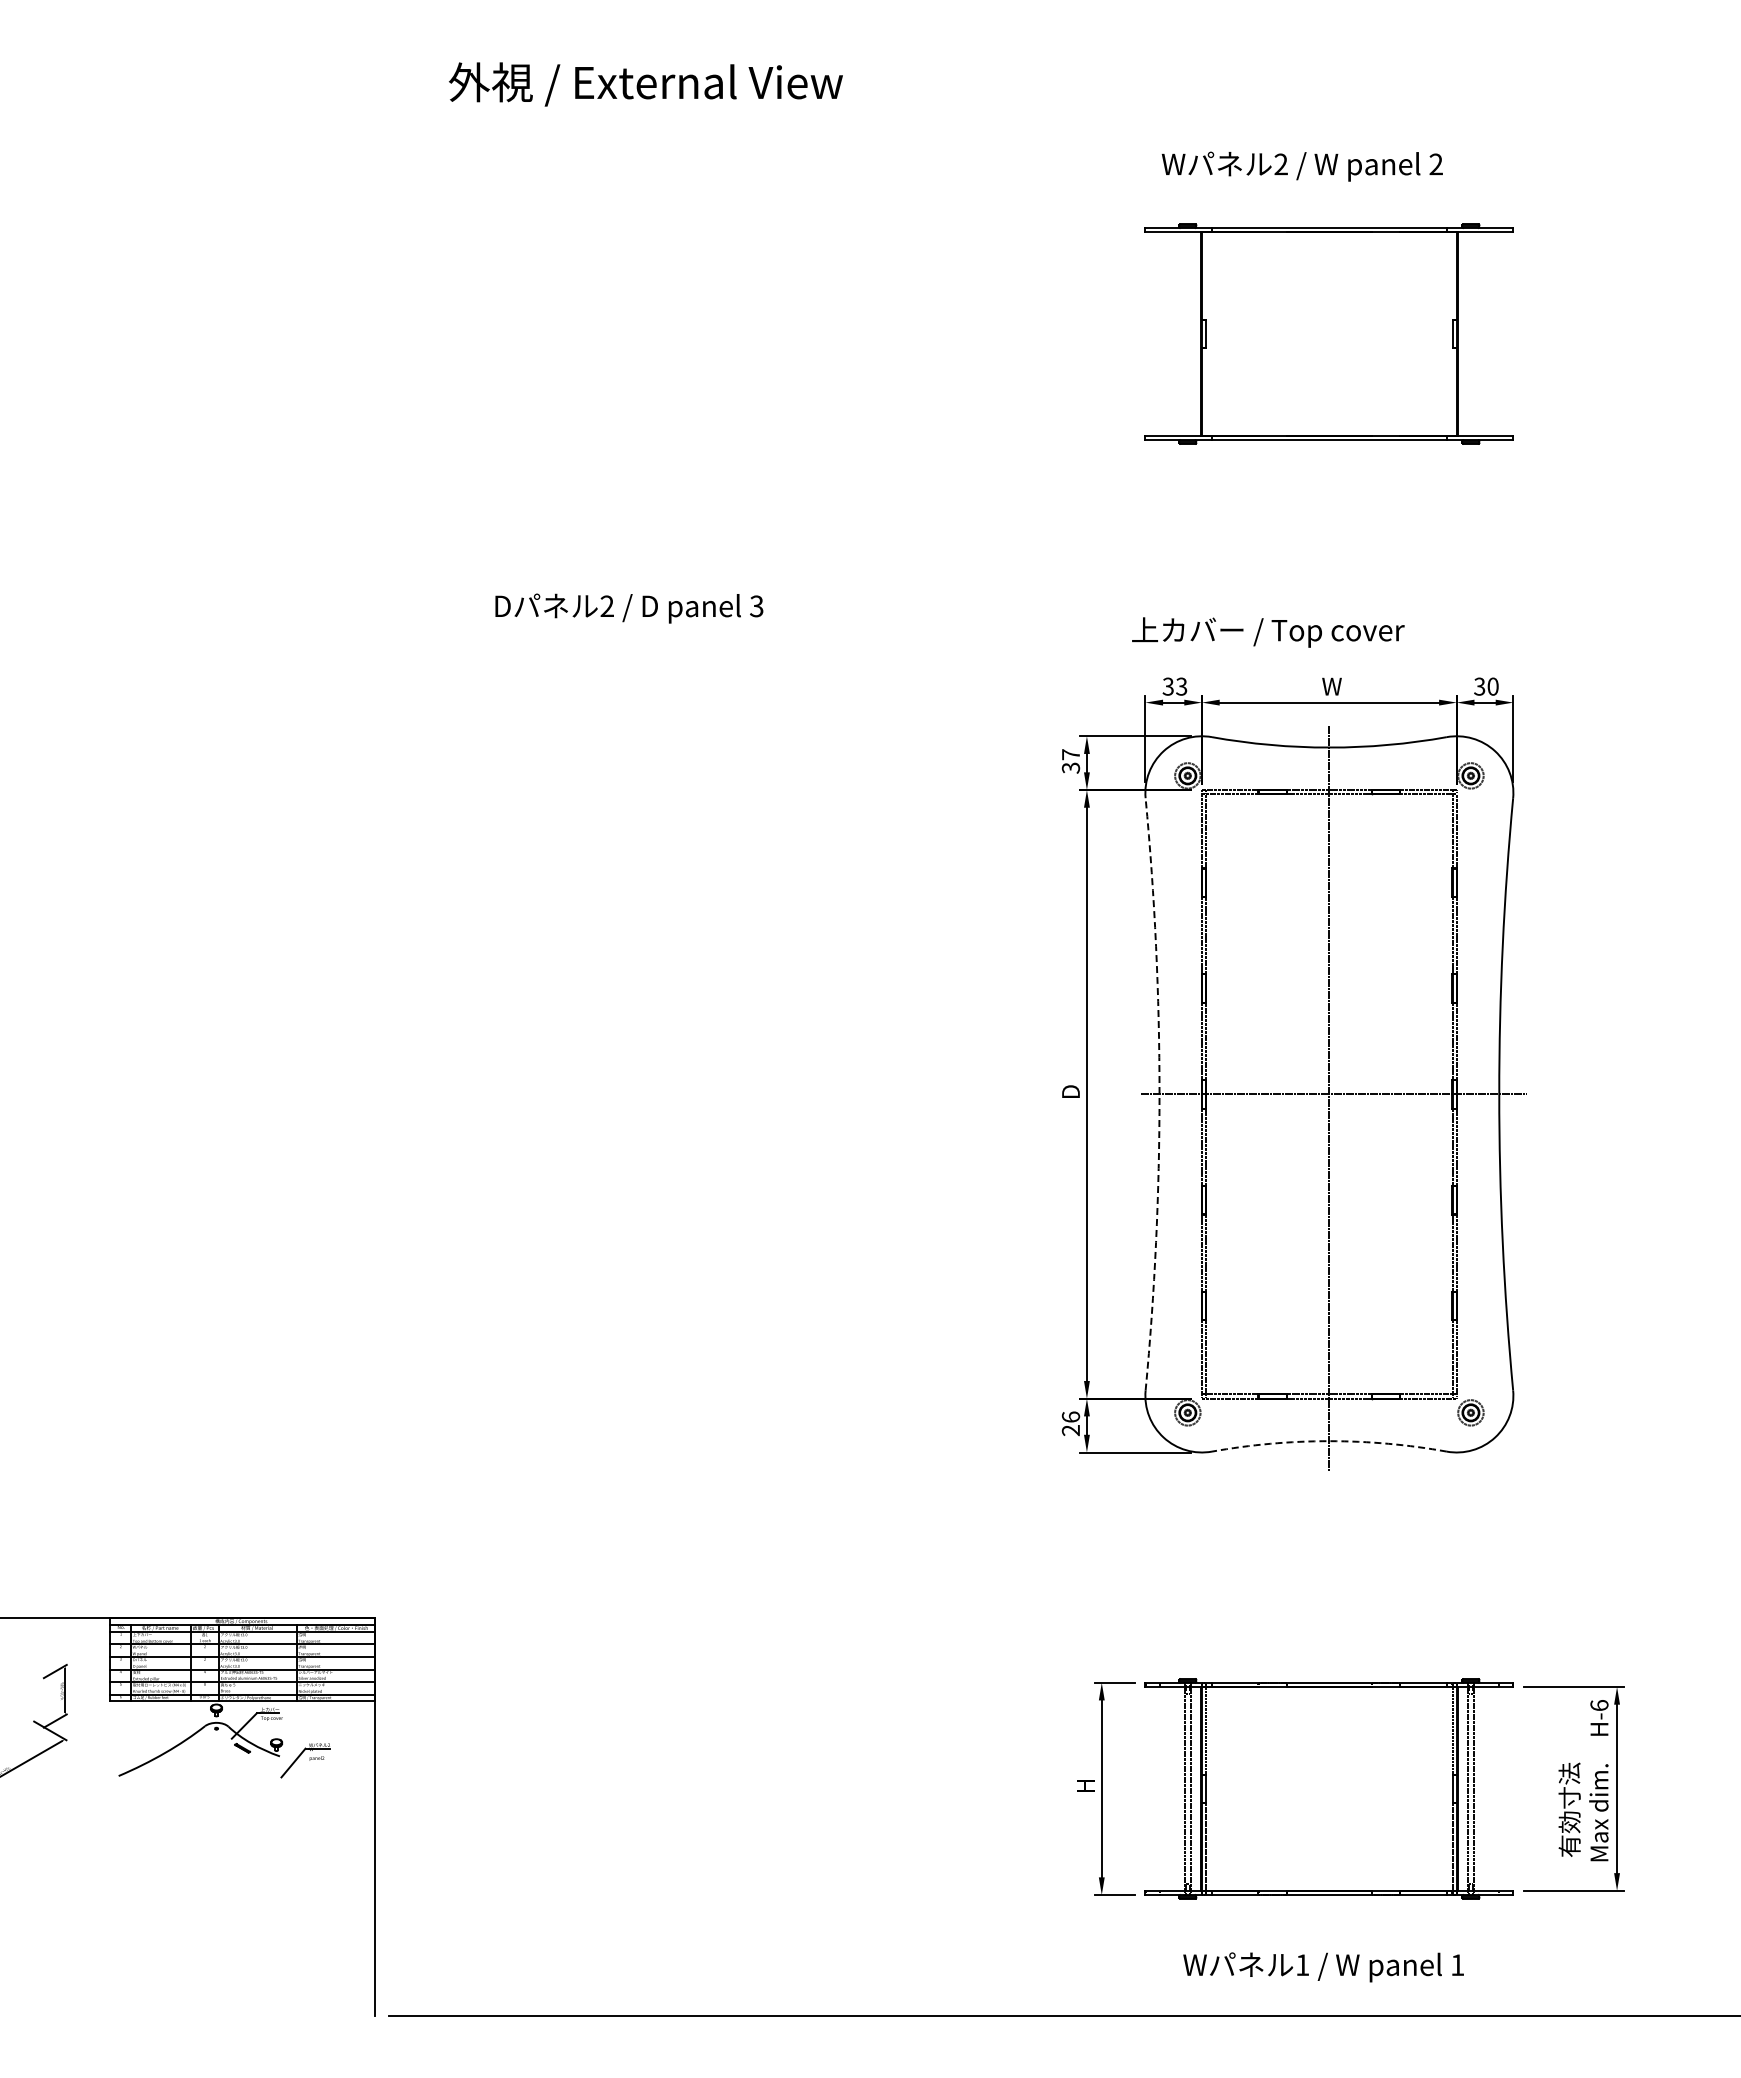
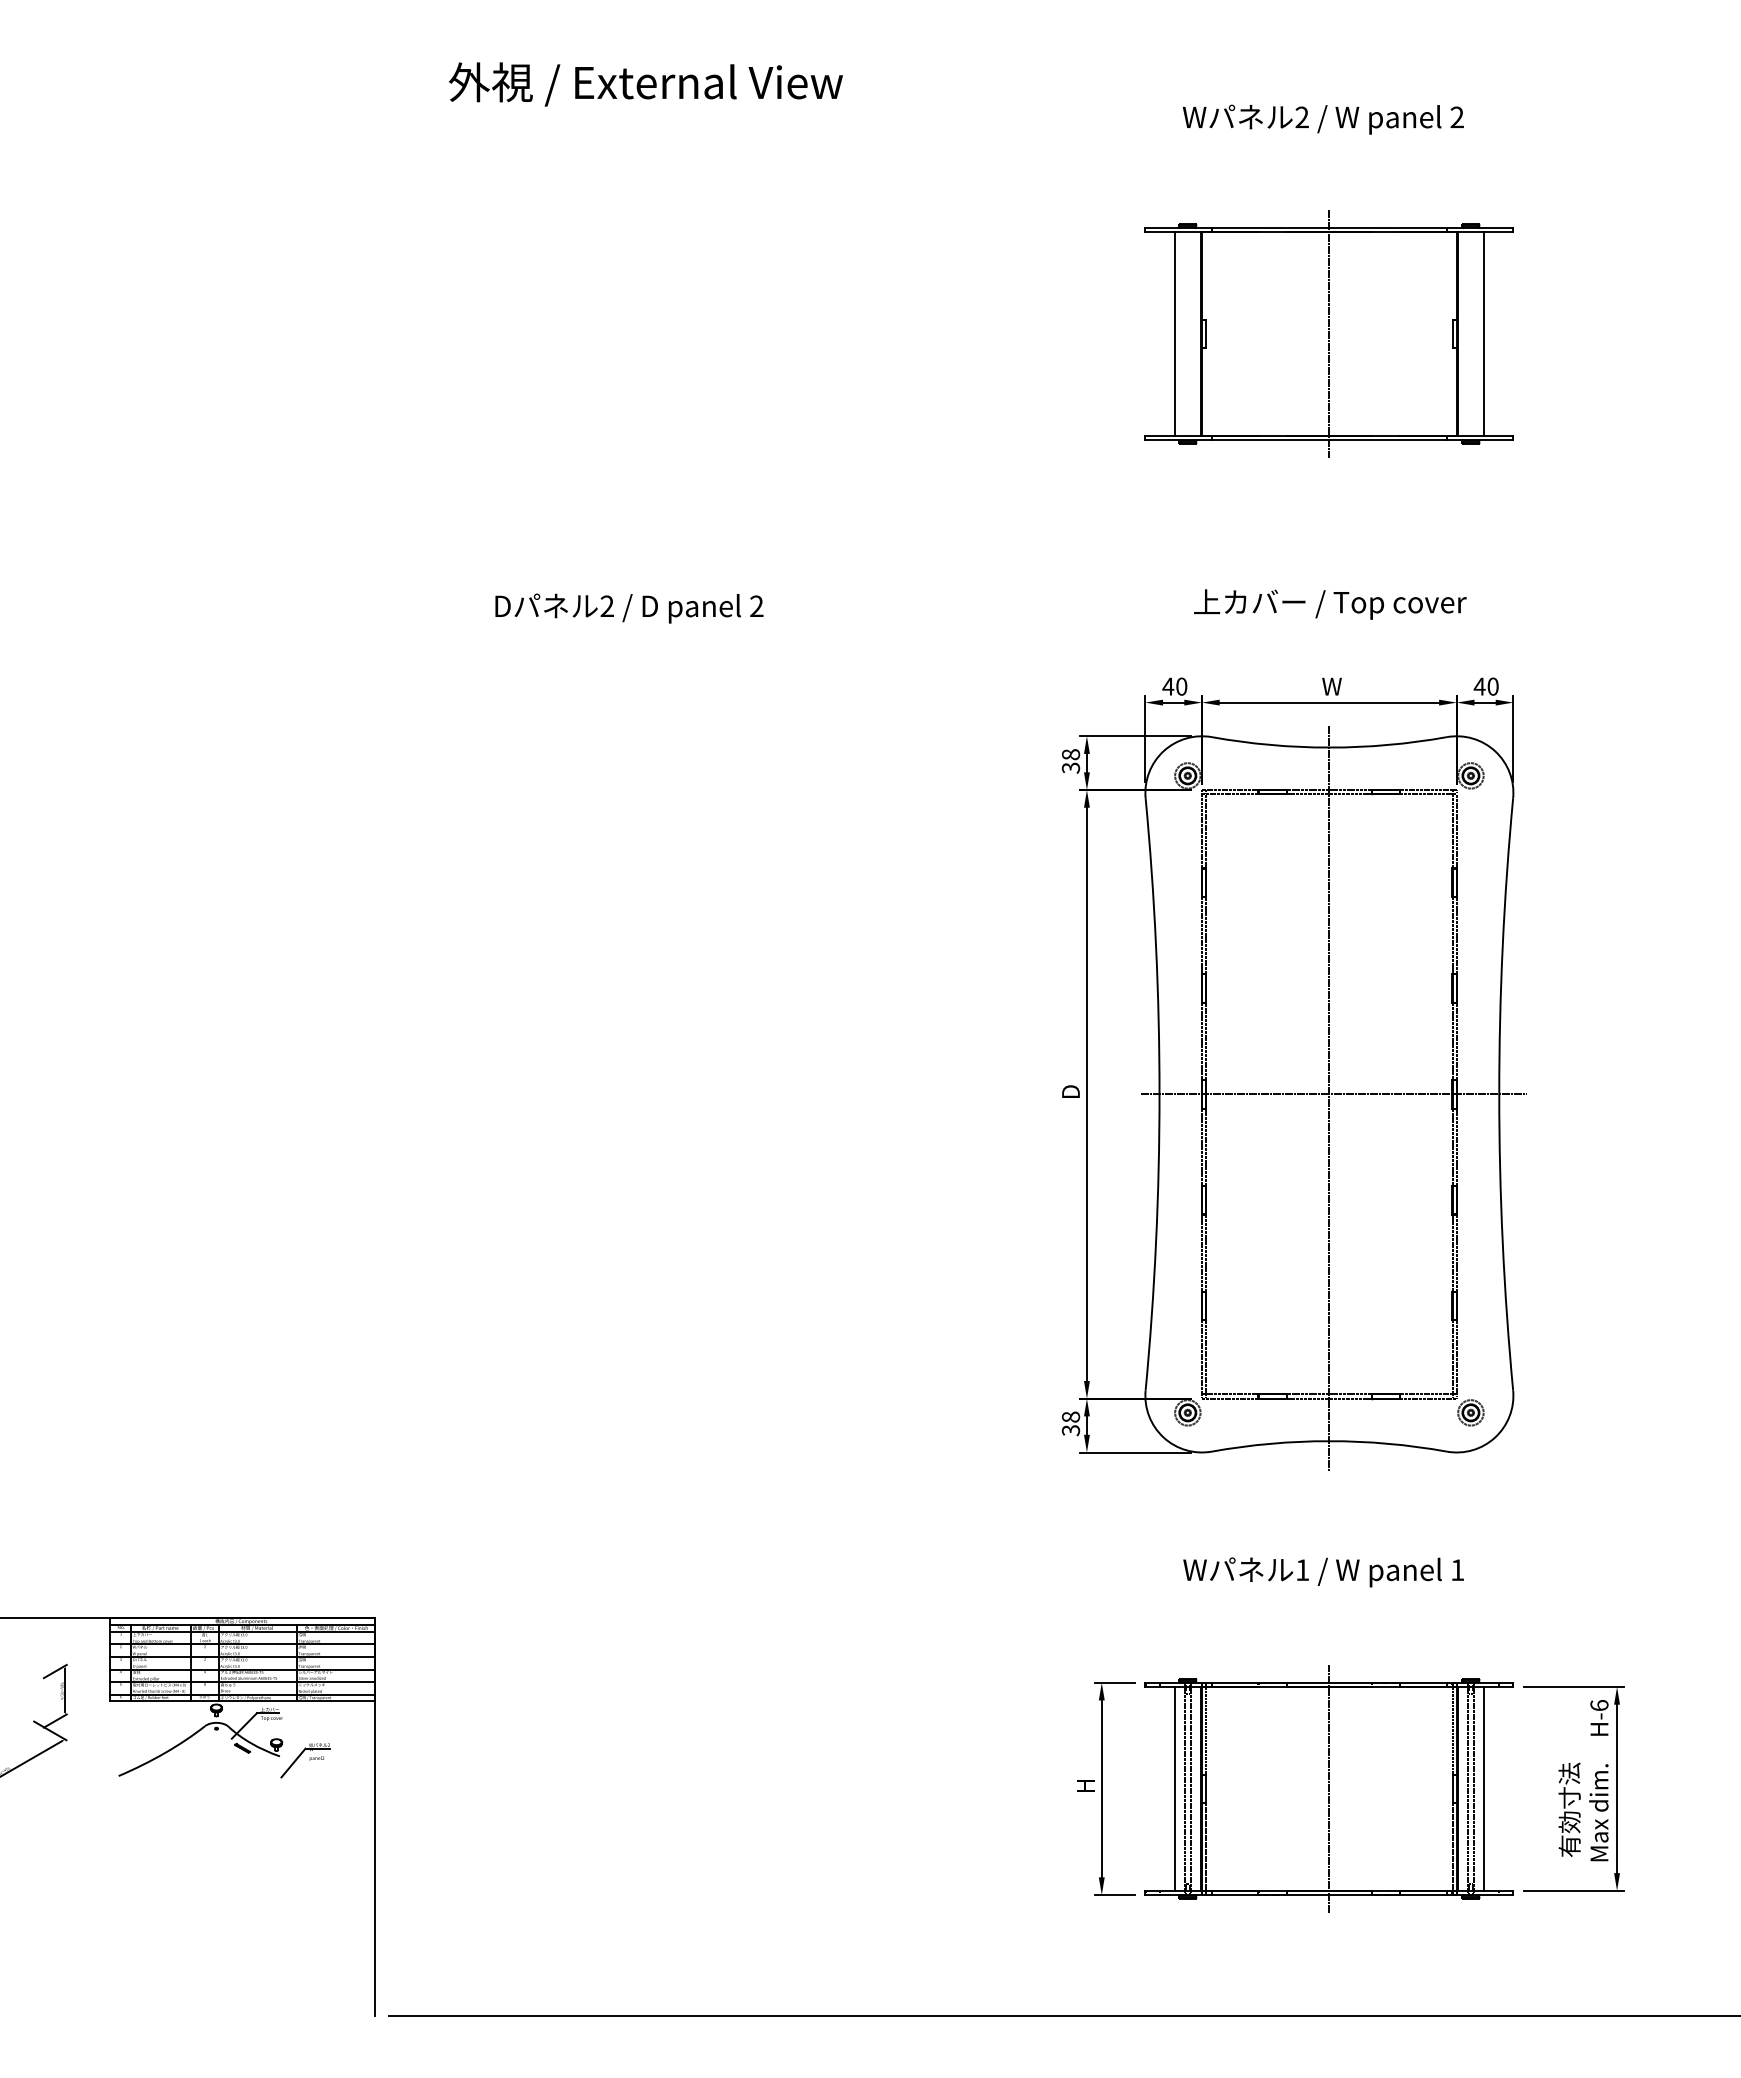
text position: (1301, 166) -> (1322, 119) (1322, 119)
line: none -> present (1329, 333)
line: none -> present (1175, 334)
line: none -> present (1483, 334)
text: 3 -> 2 (756, 606)
text position: (1268, 632) -> (1330, 604) (1330, 604)
text: 33 -> 40 (1174, 686)
text: 30 -> 40 (1479, 686)
text: 37 -> 38 (1071, 754)
arc: dashed -> solid (1159, 1094)
text: 26 -> 38 (1070, 1423)
arc: dashed -> solid (1329, 1441)
line: none -> present (1175, 1788)
line: none -> present (1329, 1788)
line: none -> present (1483, 1788)
text position: (1323, 1967) -> (1323, 1572) (1323, 1572)
